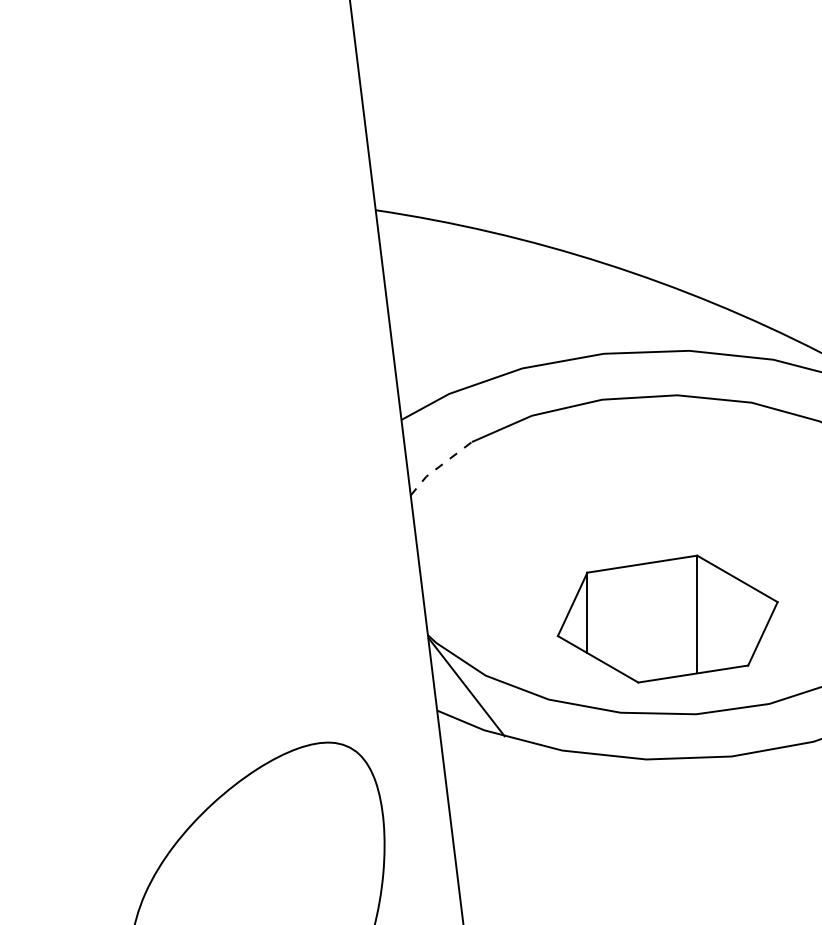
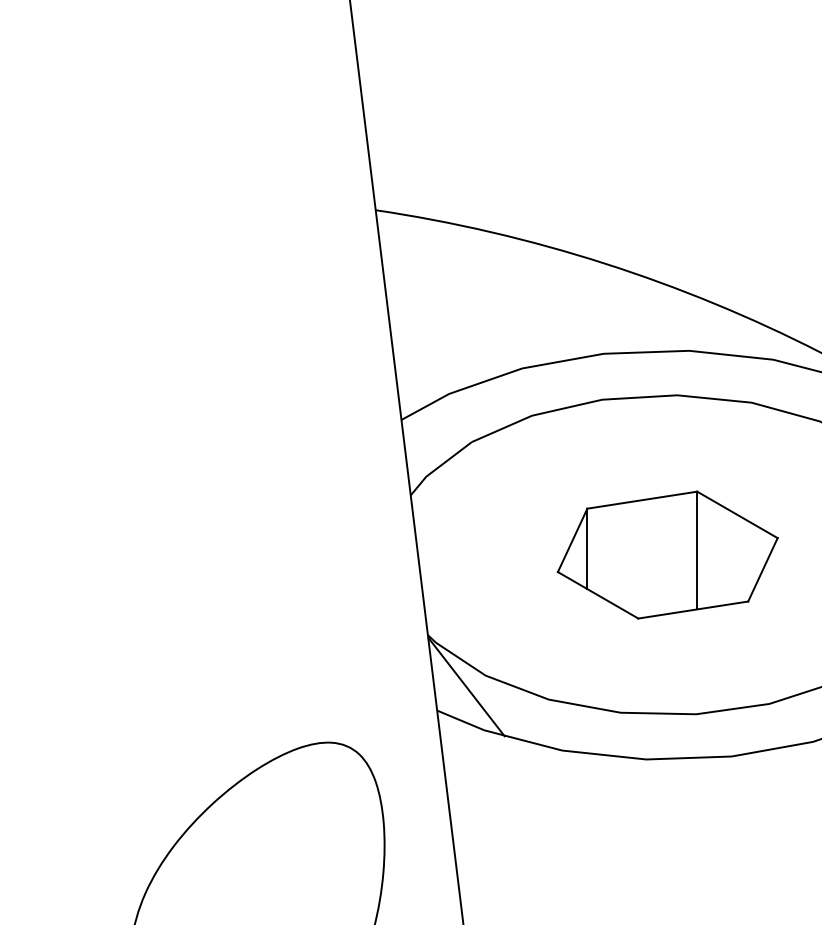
line: dashed -> solid (438, 467)
part position: (667, 618) -> (667, 554) (667, 554)
